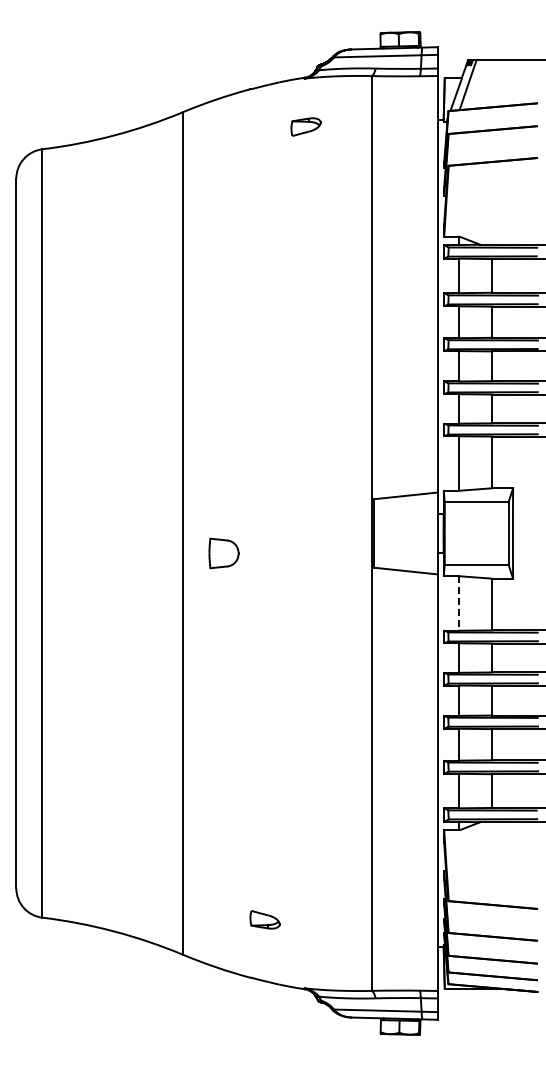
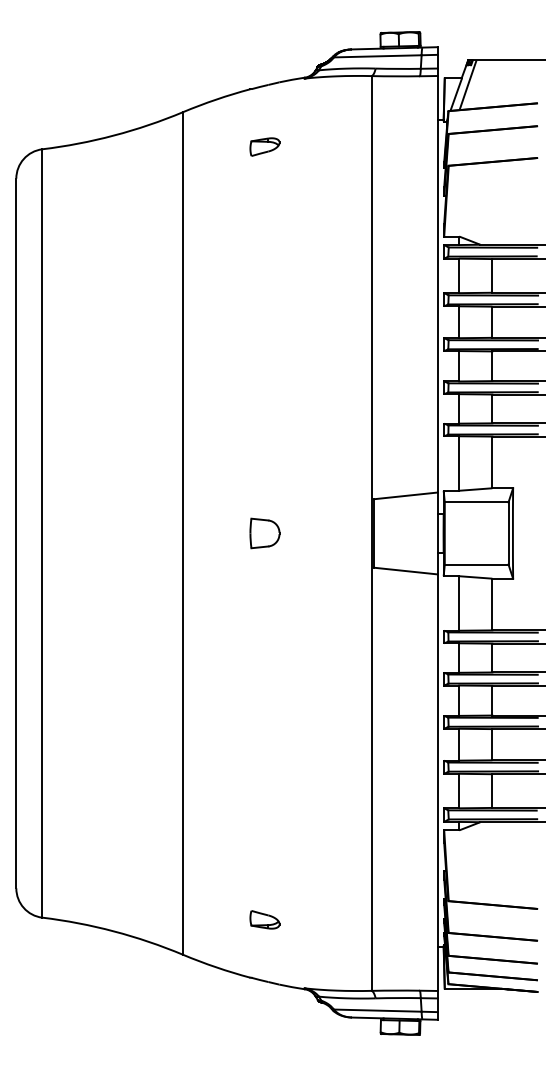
part position: (305, 126) -> (264, 146) (264, 146)
part position: (223, 553) -> (264, 533) (264, 533)
line: dashed -> solid (459, 603)
